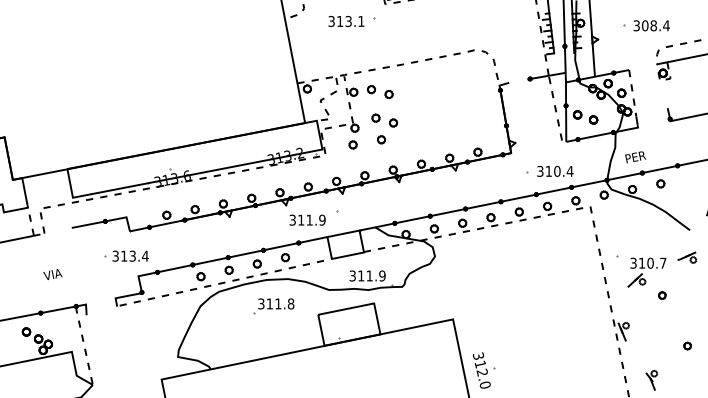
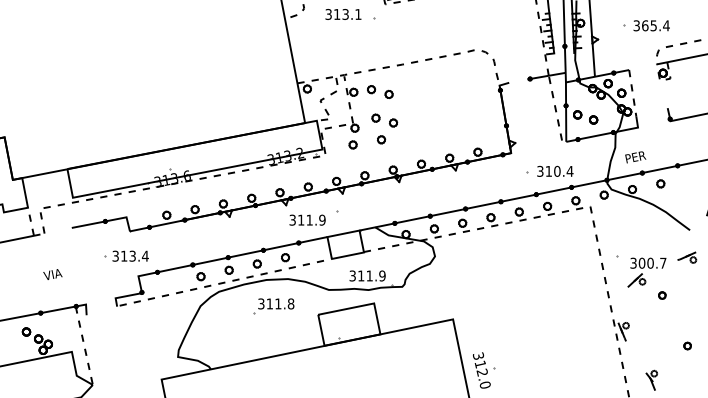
text position: (346, 21) -> (343, 14) (343, 14)
text: 308.4 -> 365.4 (649, 25)
text: 310.7 -> 300.7 (641, 262)
